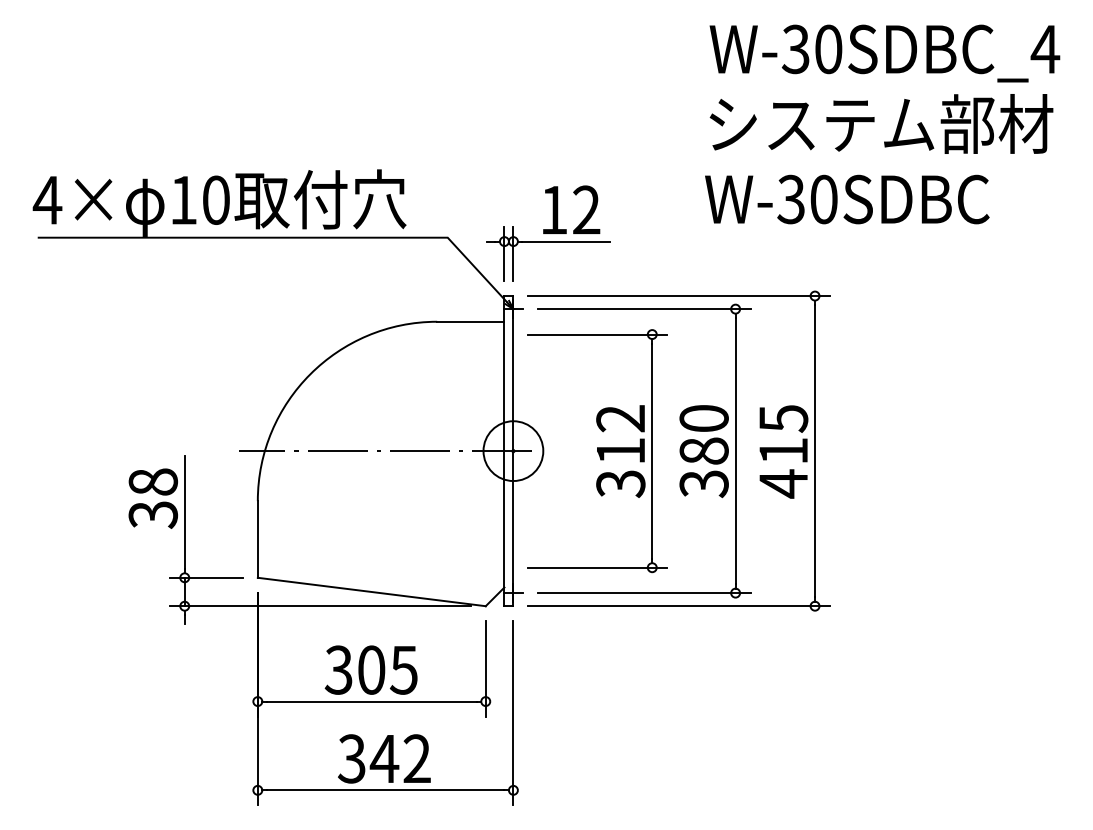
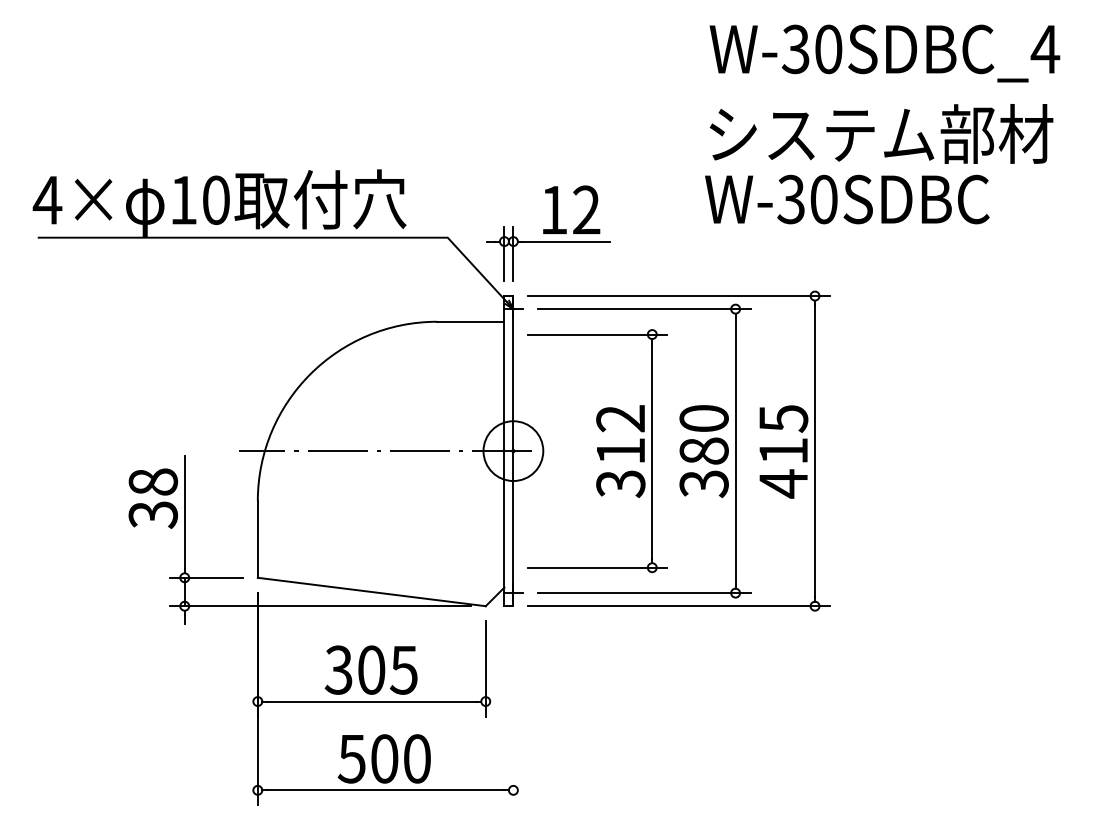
text position: (881, 123) -> (881, 133) (881, 133)
line: present -> none (513, 713)
text: 342 -> 500 (383, 758)
